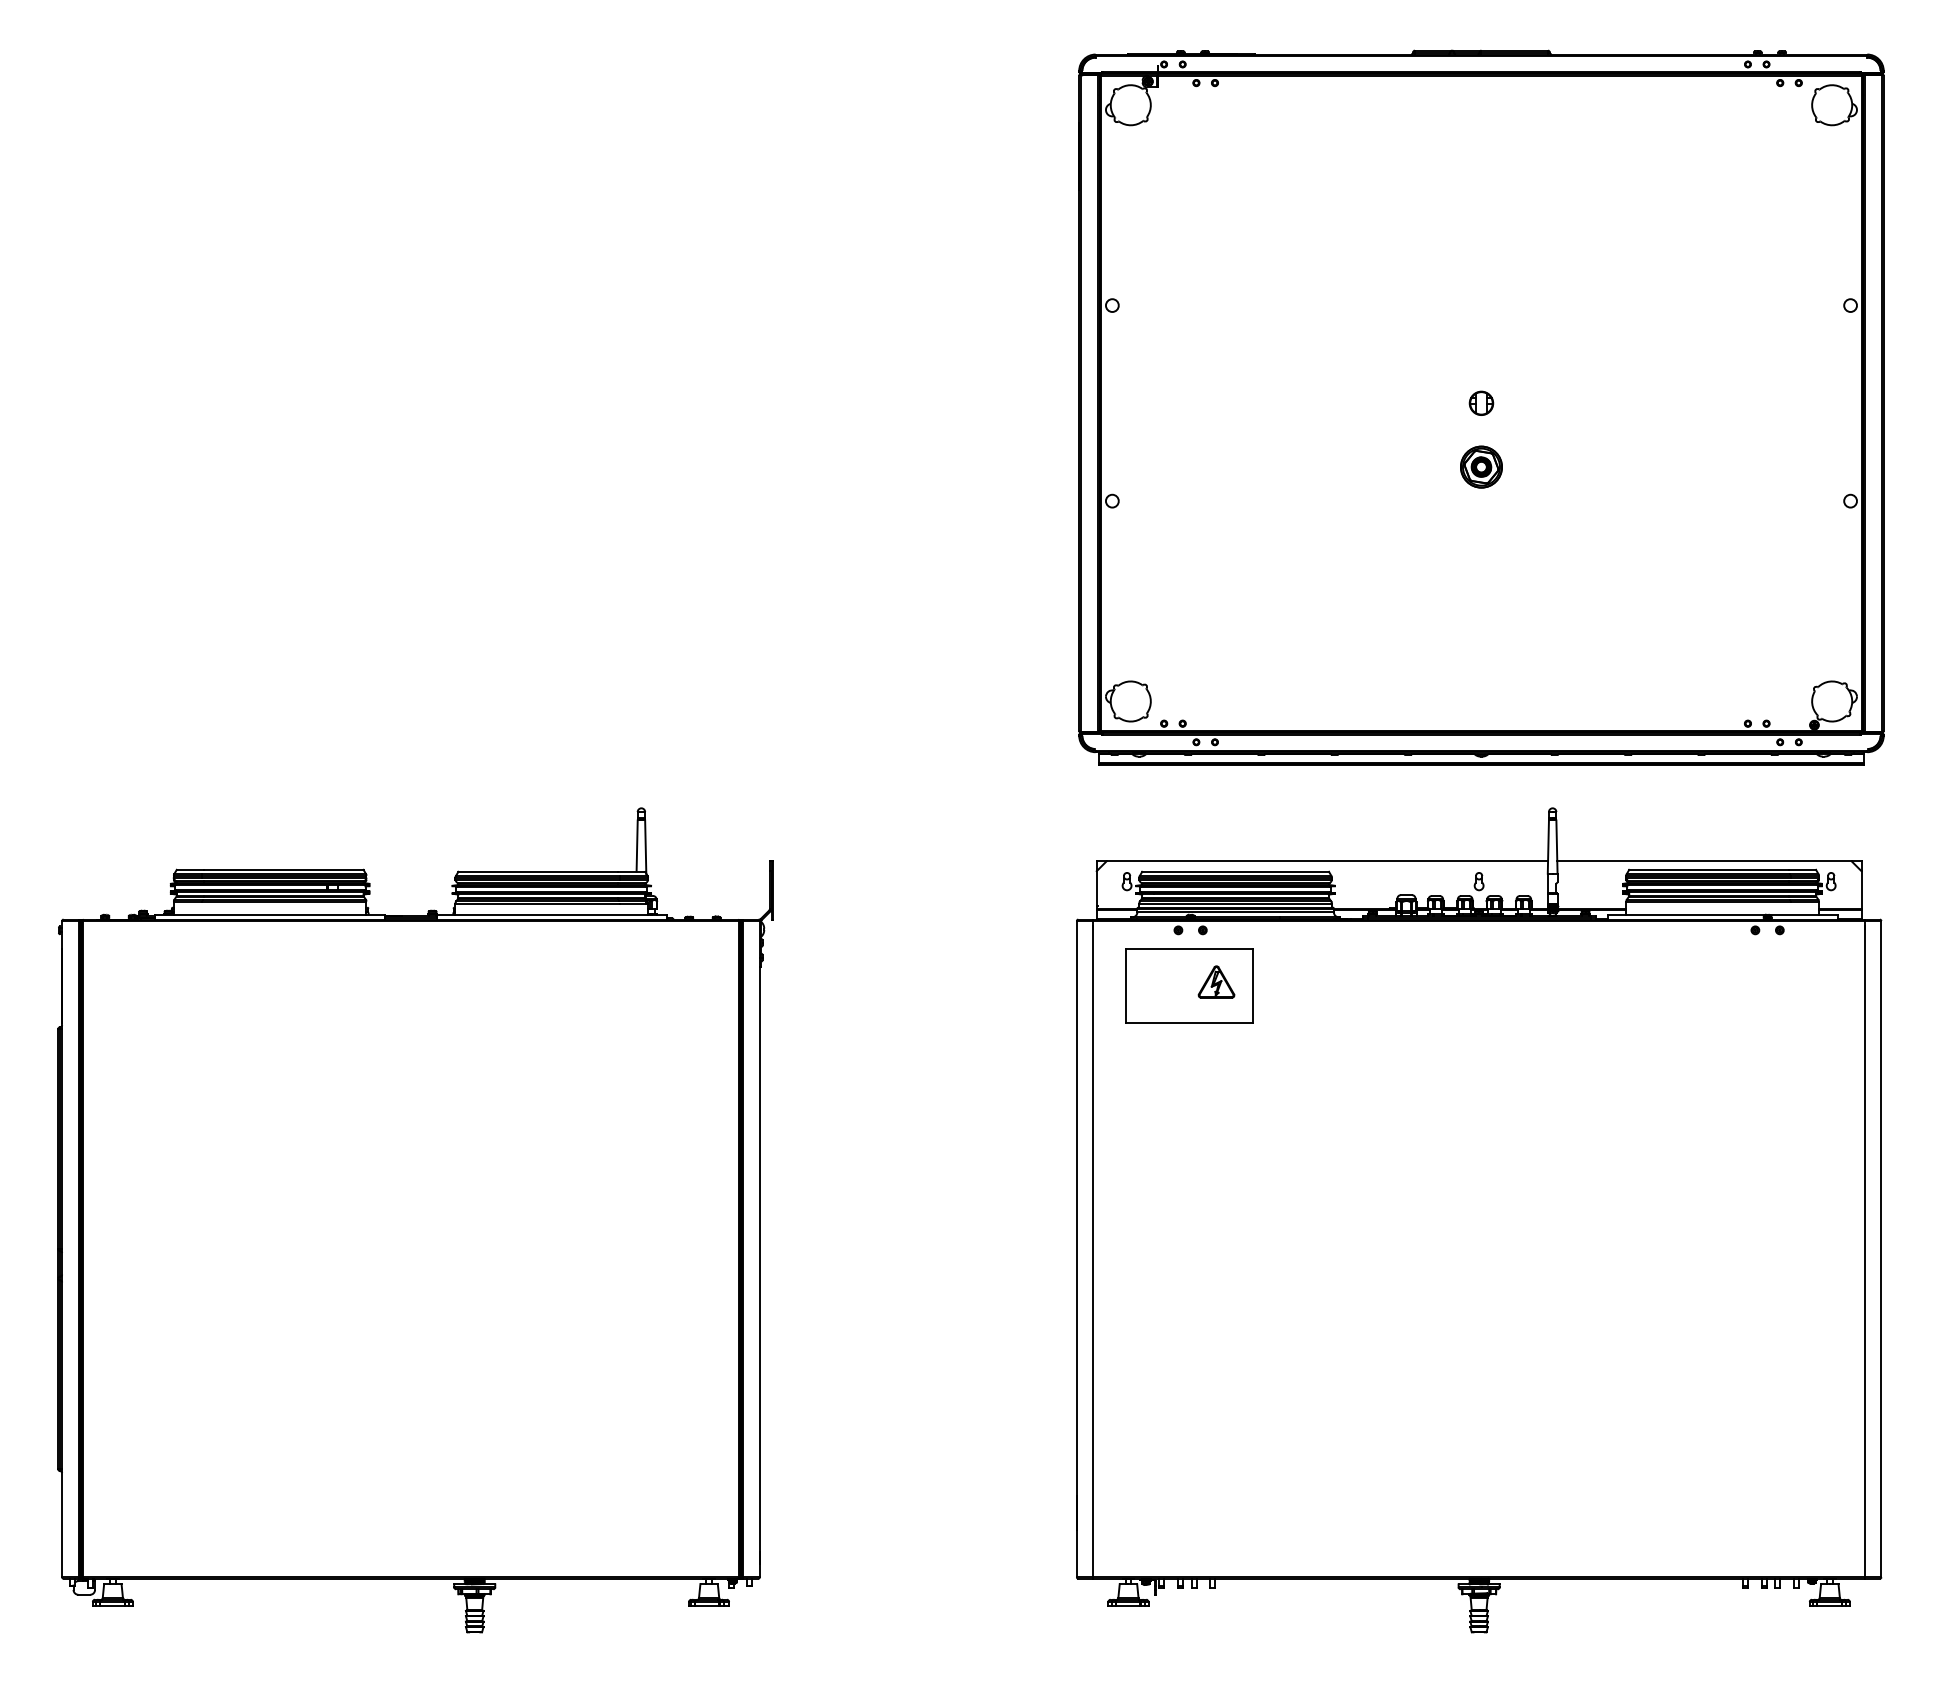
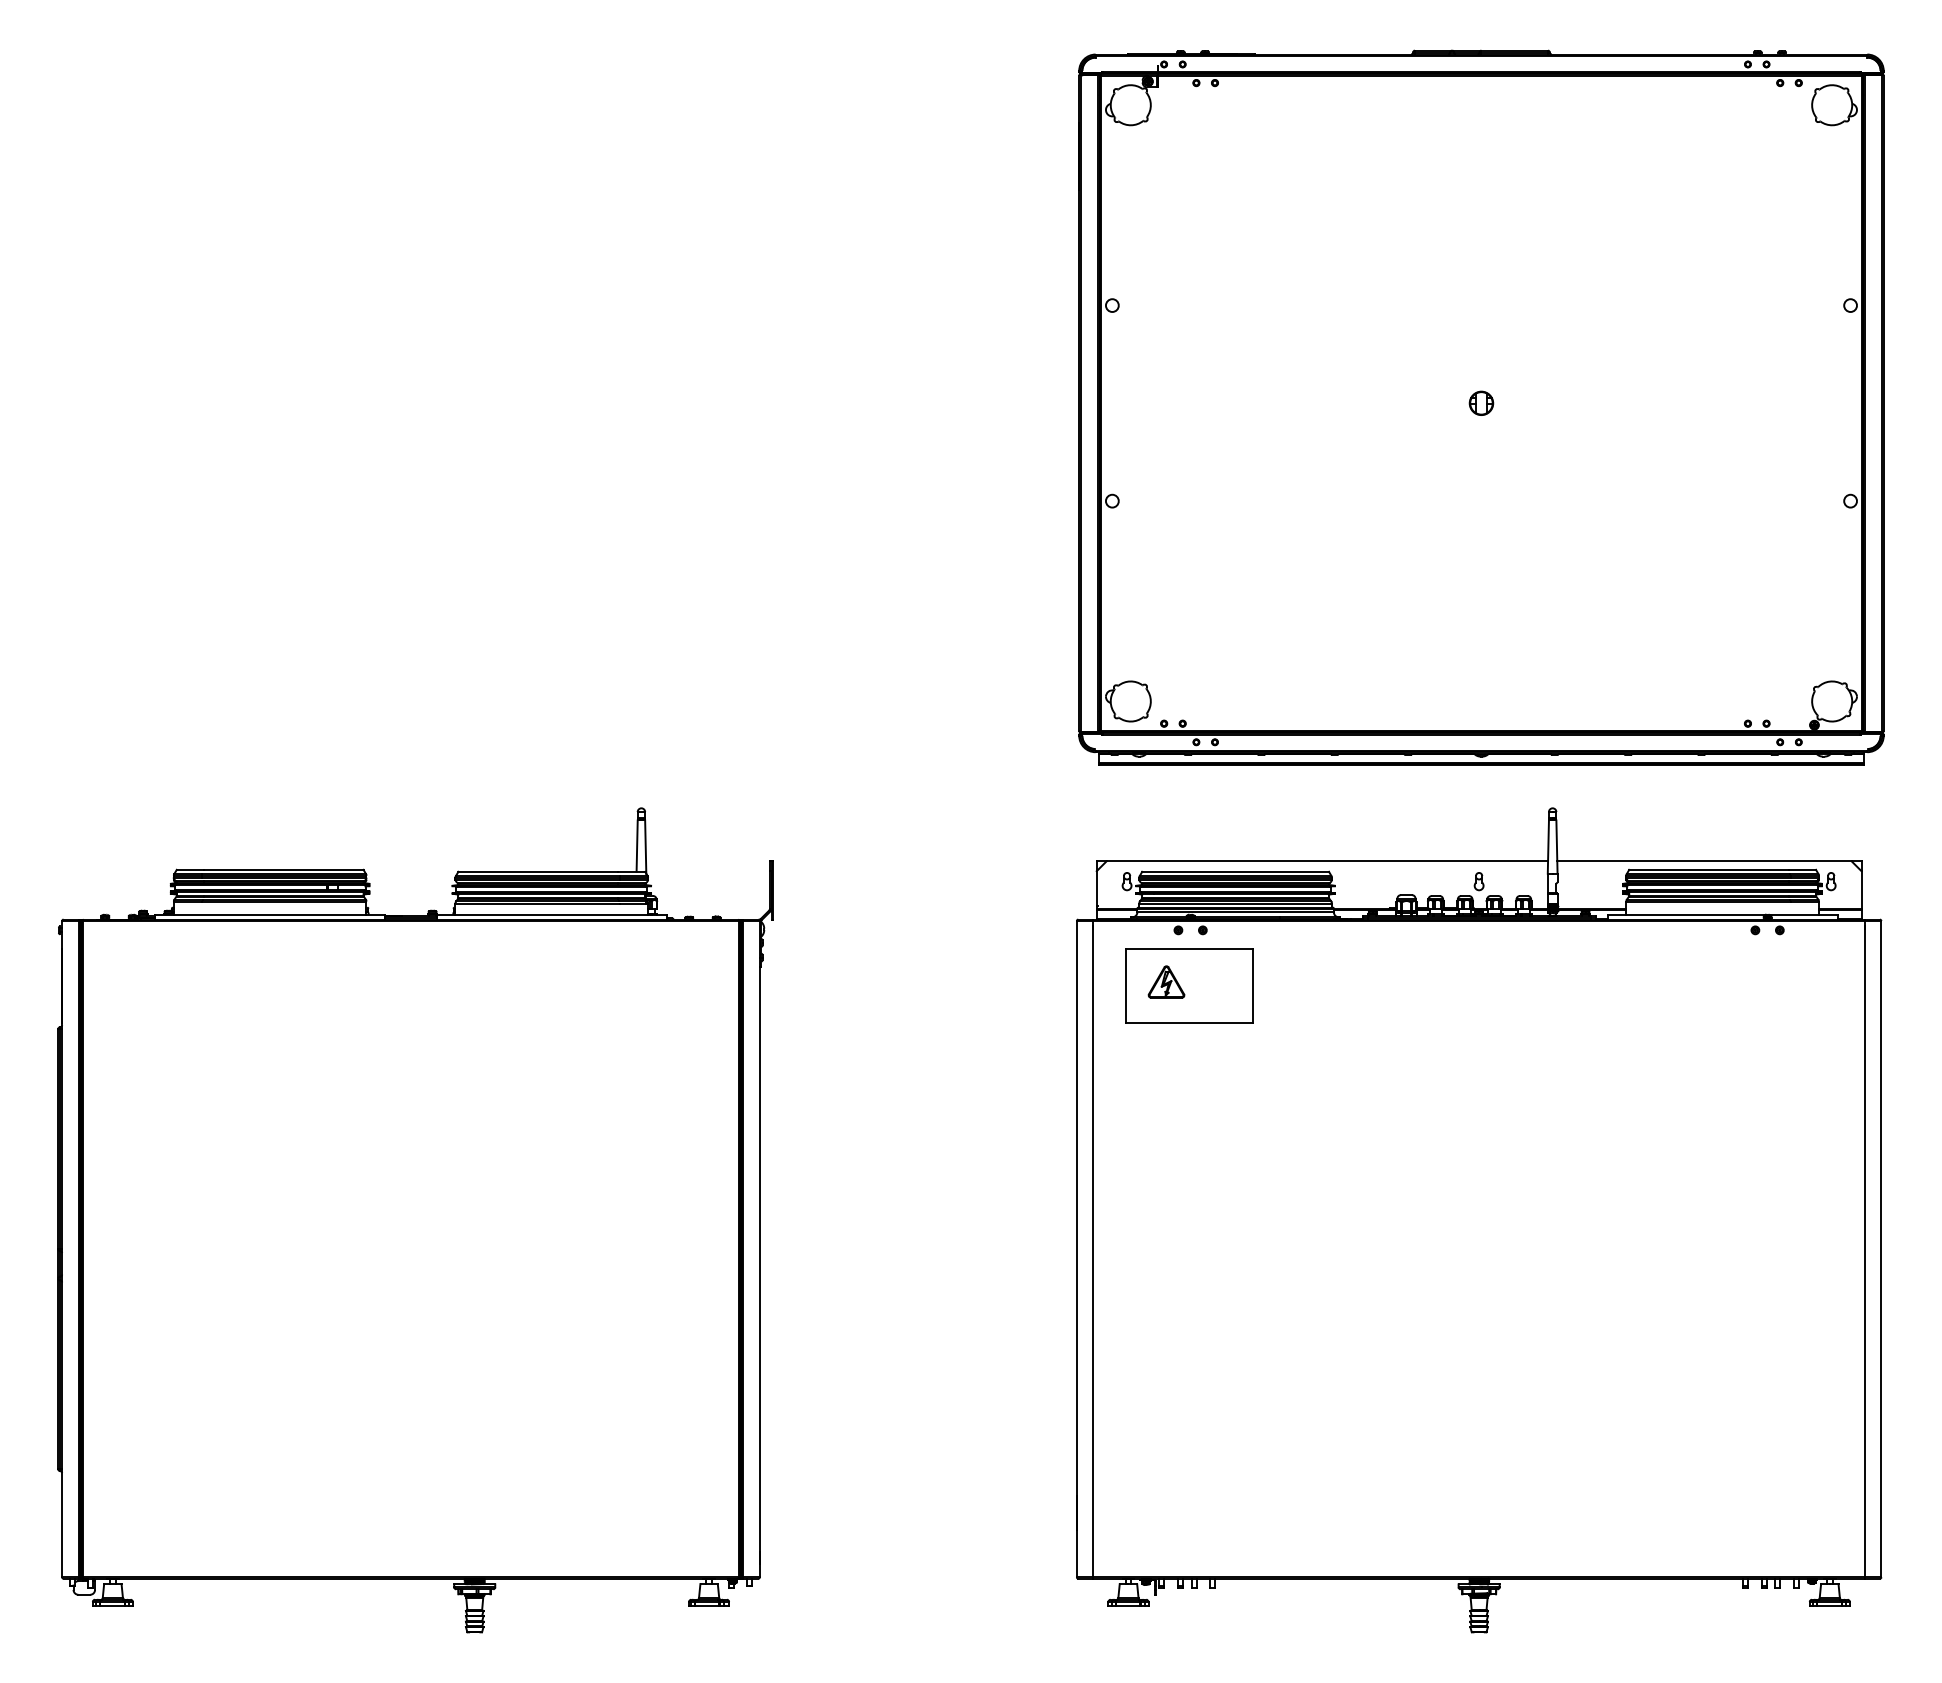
part: present -> none (1481, 466)
part position: (1216, 981) -> (1166, 981) (1166, 981)
